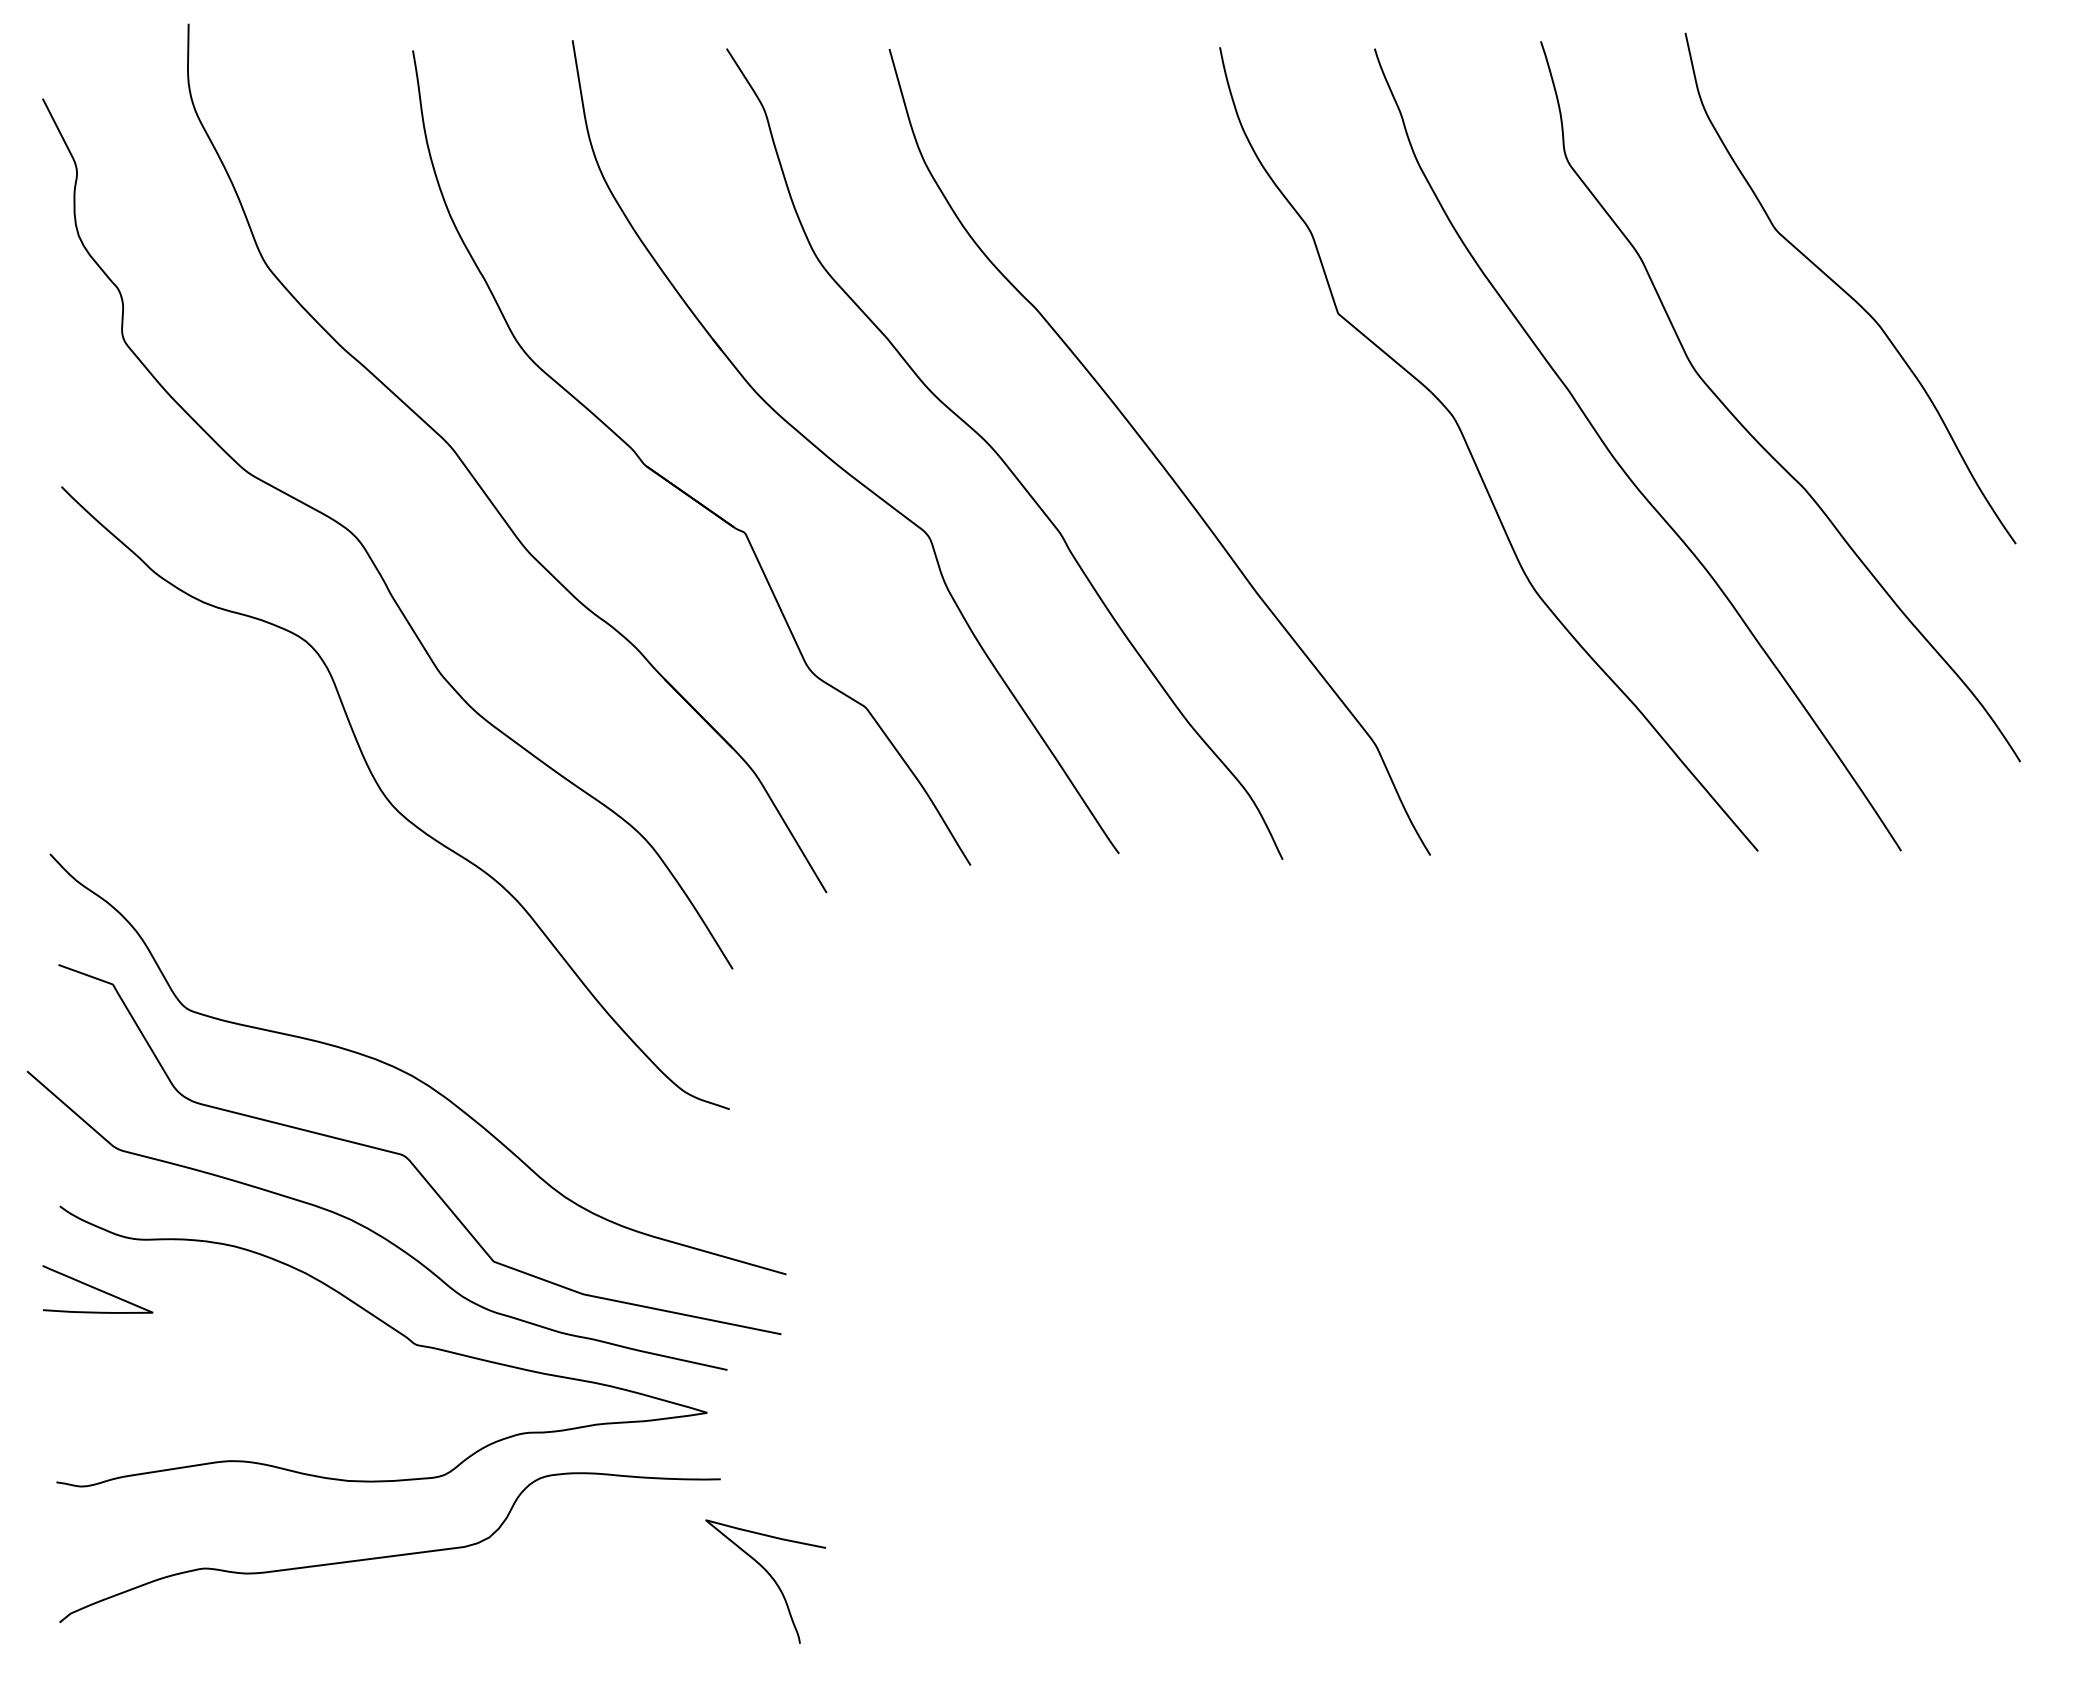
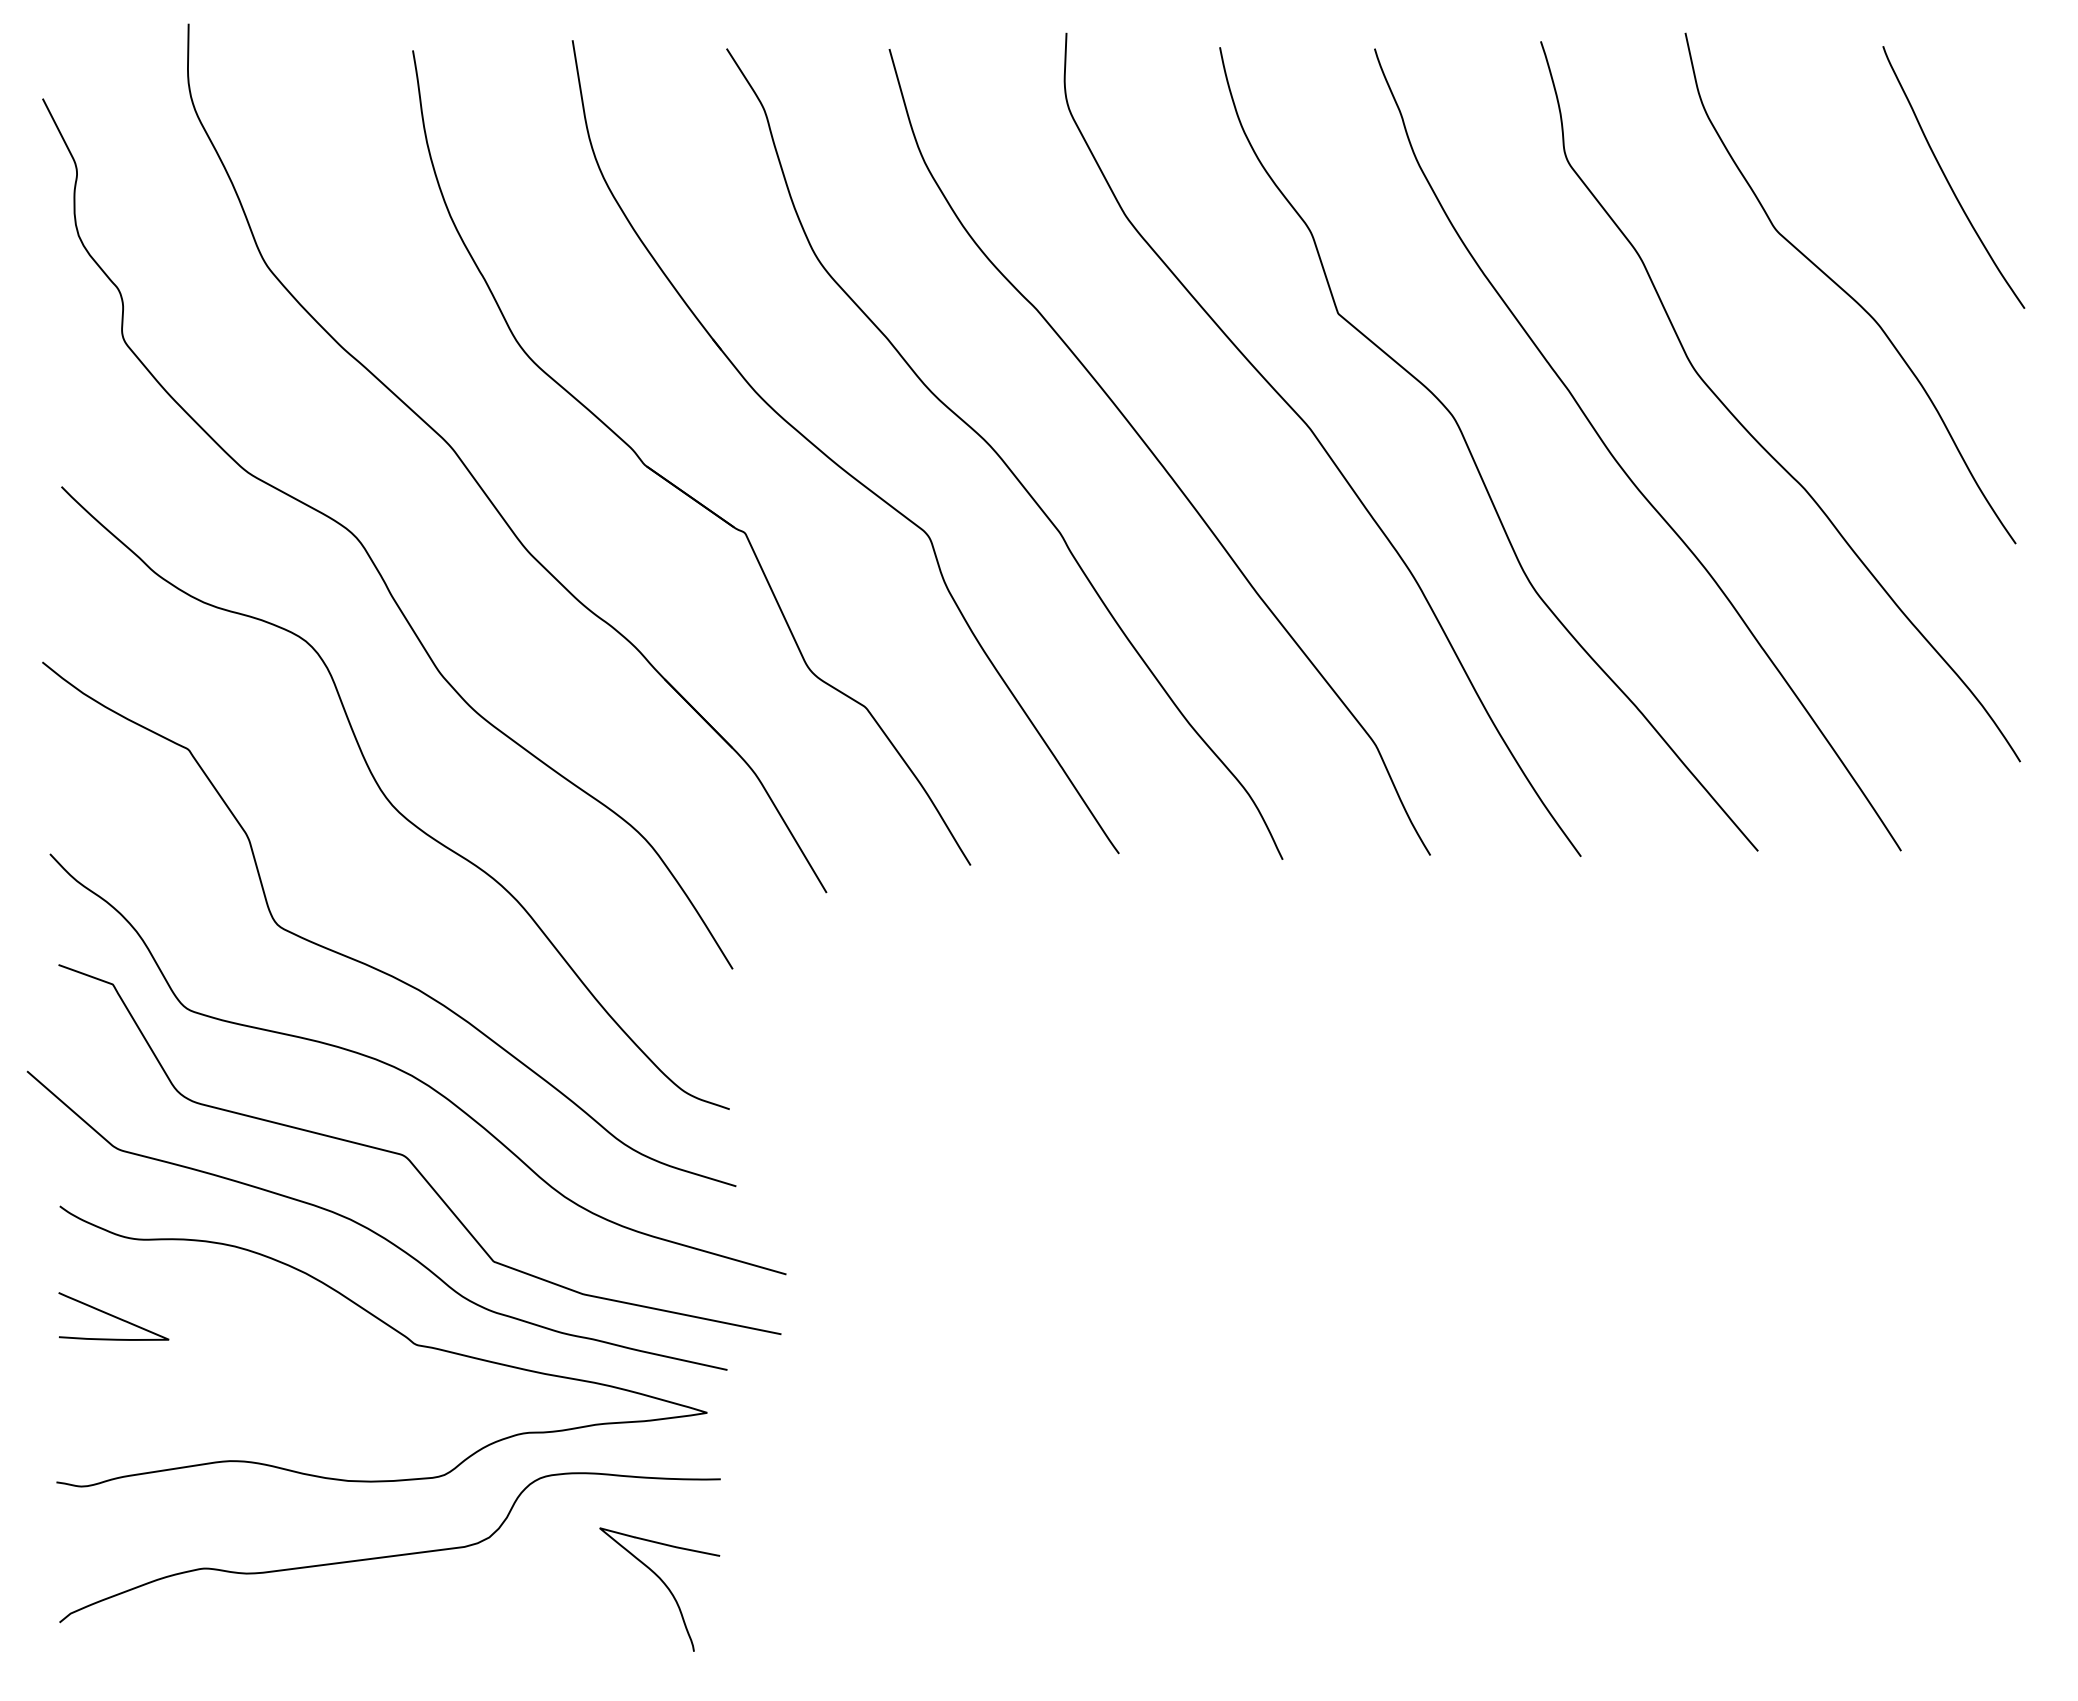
curve: none -> present (1948, 180)
curve: none -> present (1322, 444)
curve: none -> present (373, 966)
curve position: (97, 1289) -> (113, 1316) (113, 1316)
curve position: (770, 1577) -> (664, 1585) (664, 1585)
